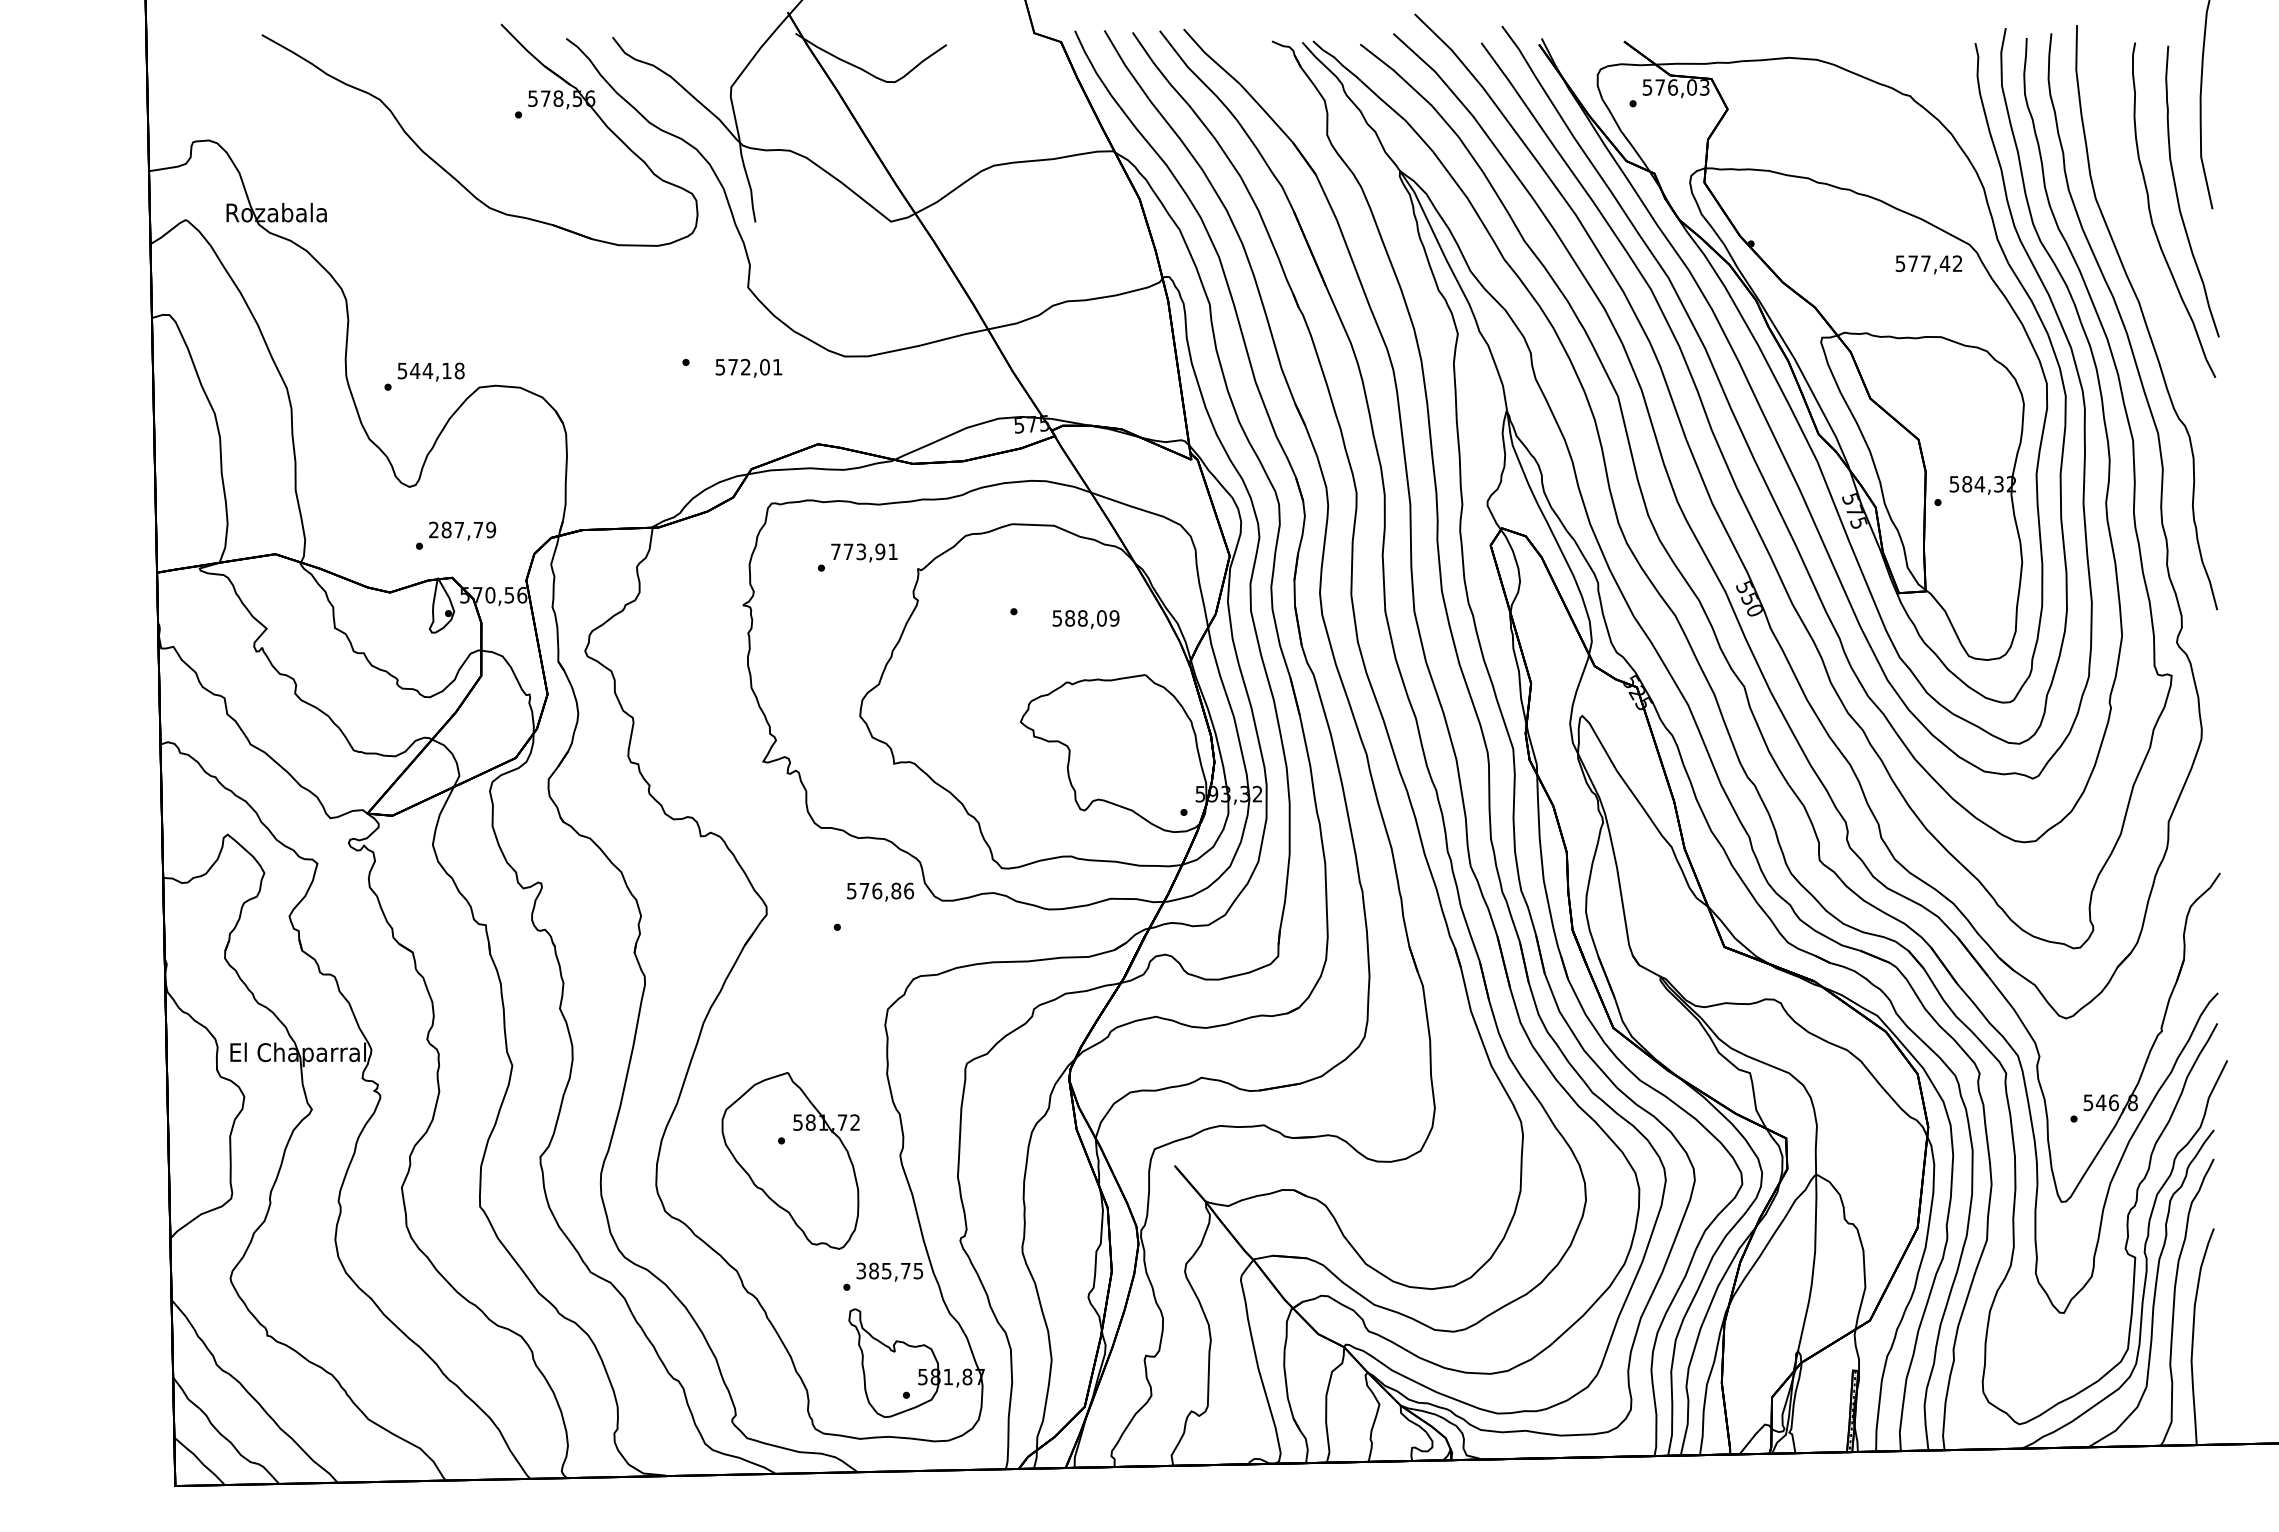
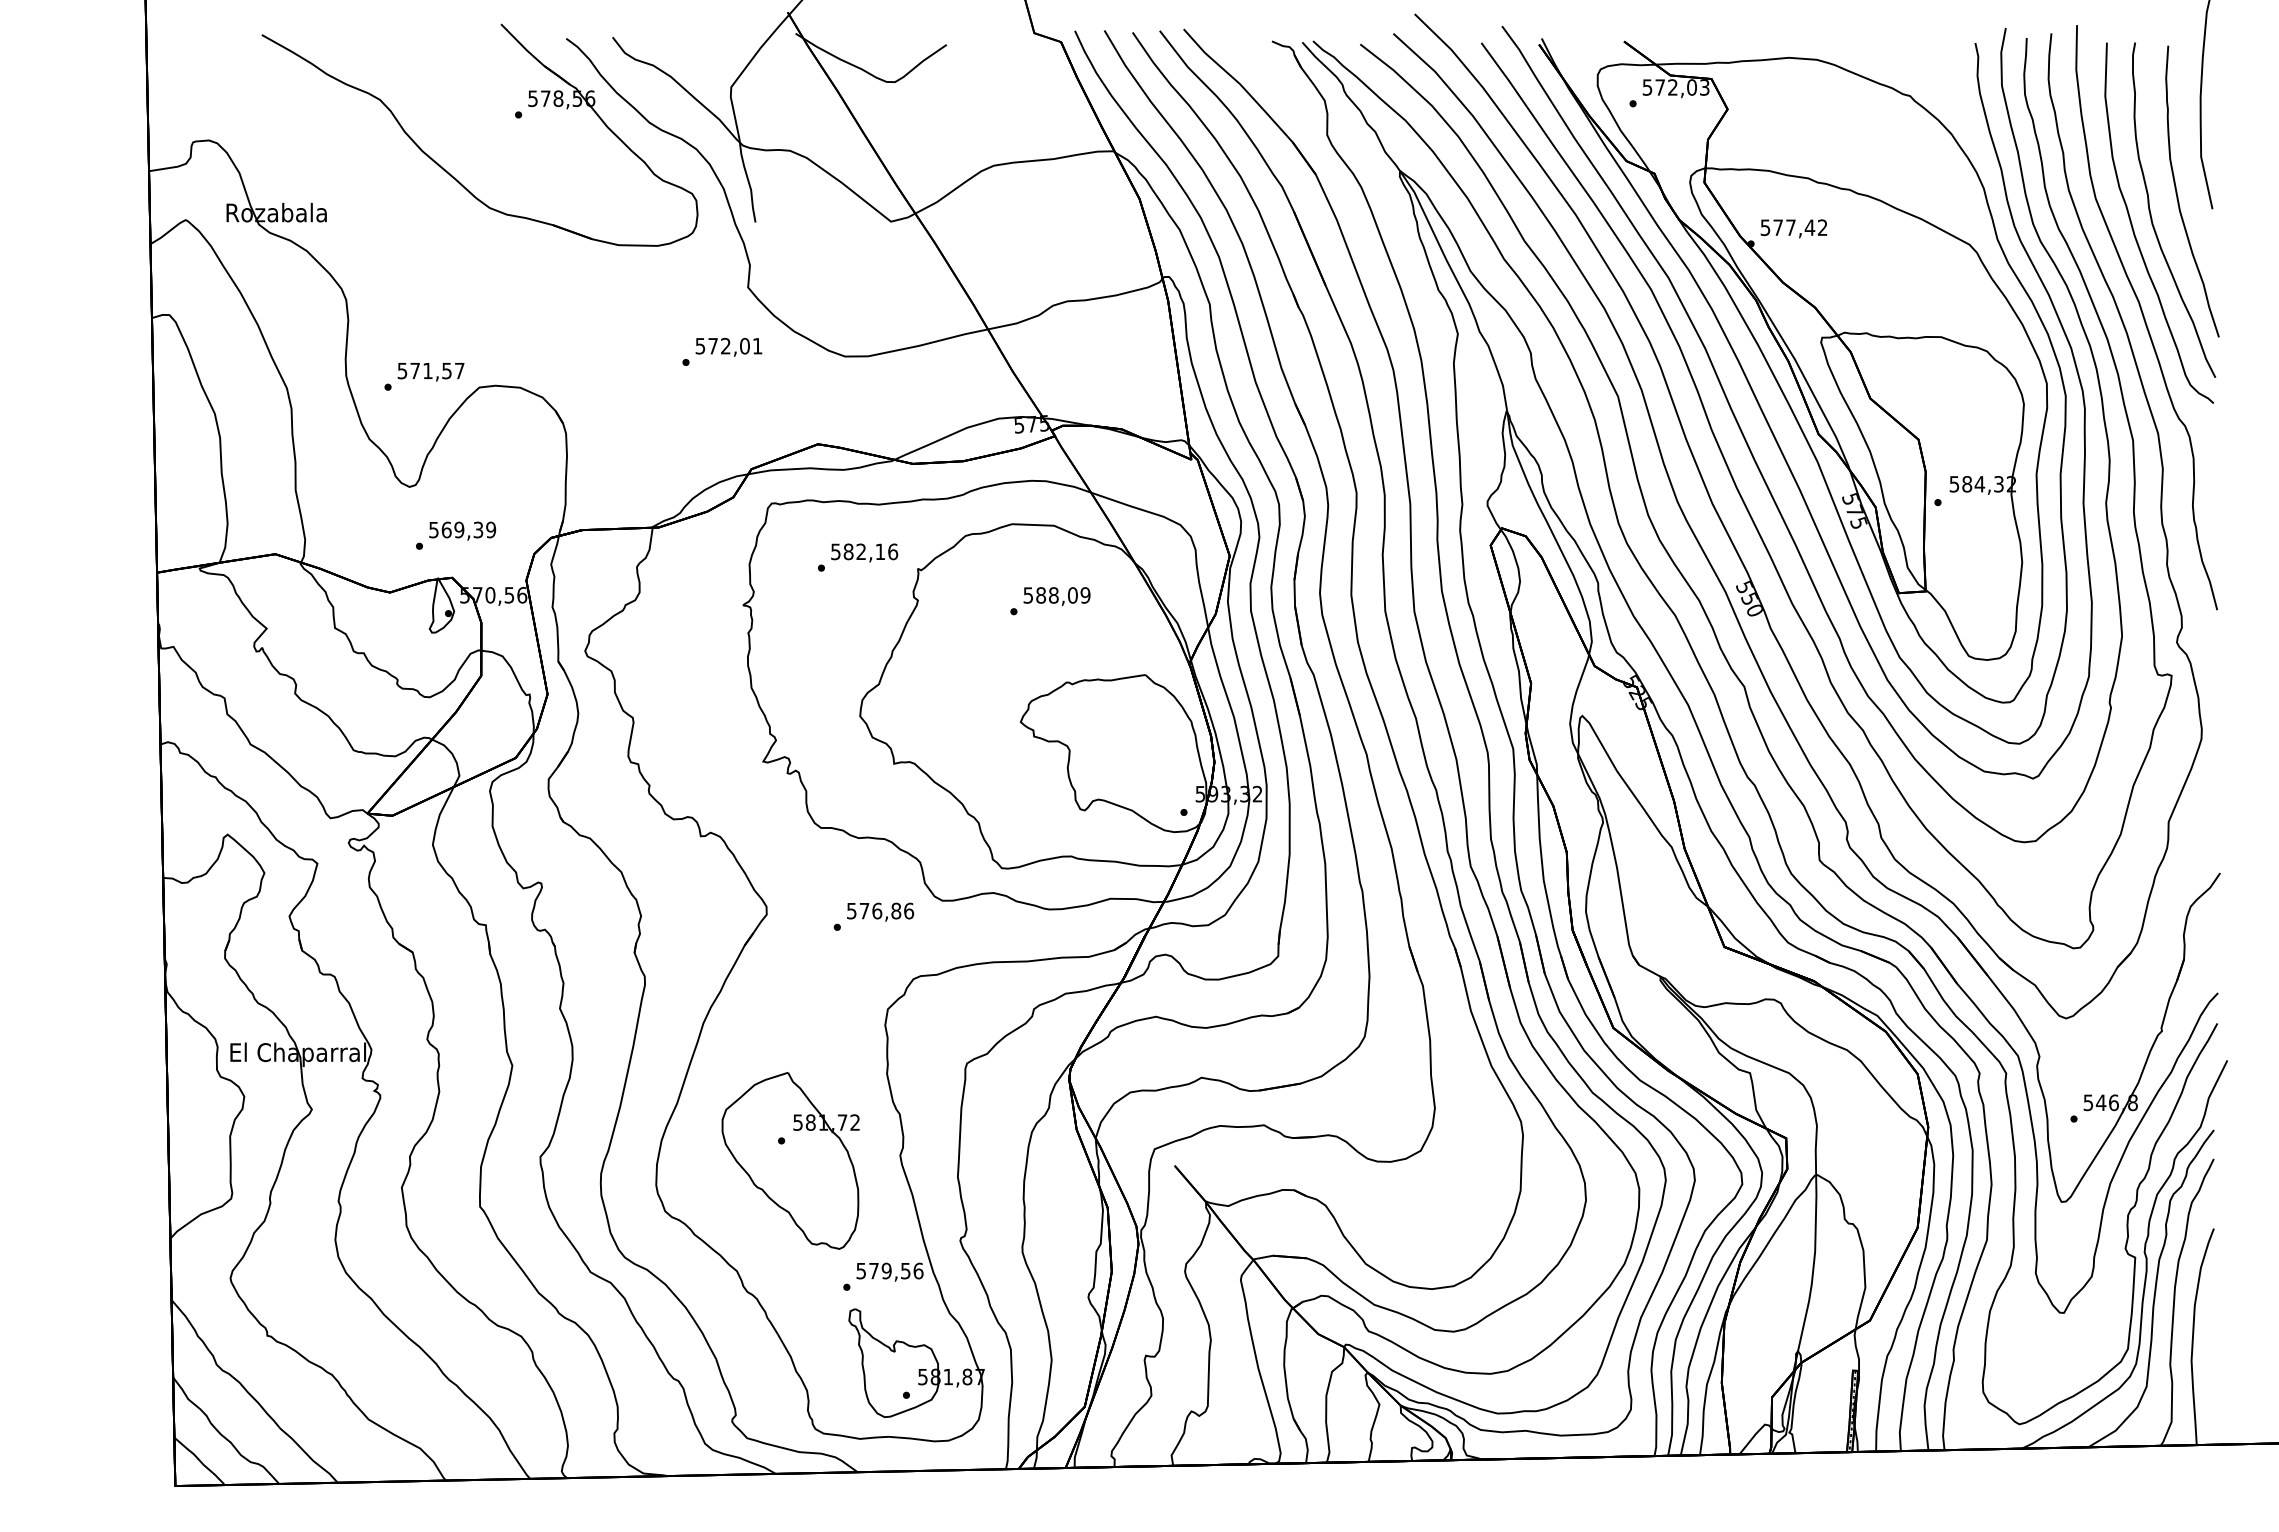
text: 576,03 -> 572,03 (1673, 87)
curve: none -> present (2134, 230)
text position: (1928, 264) -> (1793, 228) (1793, 228)
text position: (748, 367) -> (728, 346) (728, 346)
text: 544,18 -> 571,57 (437, 370)
text: 287,79 -> 569,39 (456, 529)
text: 773,91 -> 582,16 (864, 551)
text position: (1085, 619) -> (1056, 596) (1056, 596)
text position: (880, 891) -> (880, 911) (880, 911)
text: 385,75 -> 579,56 (890, 1270)
